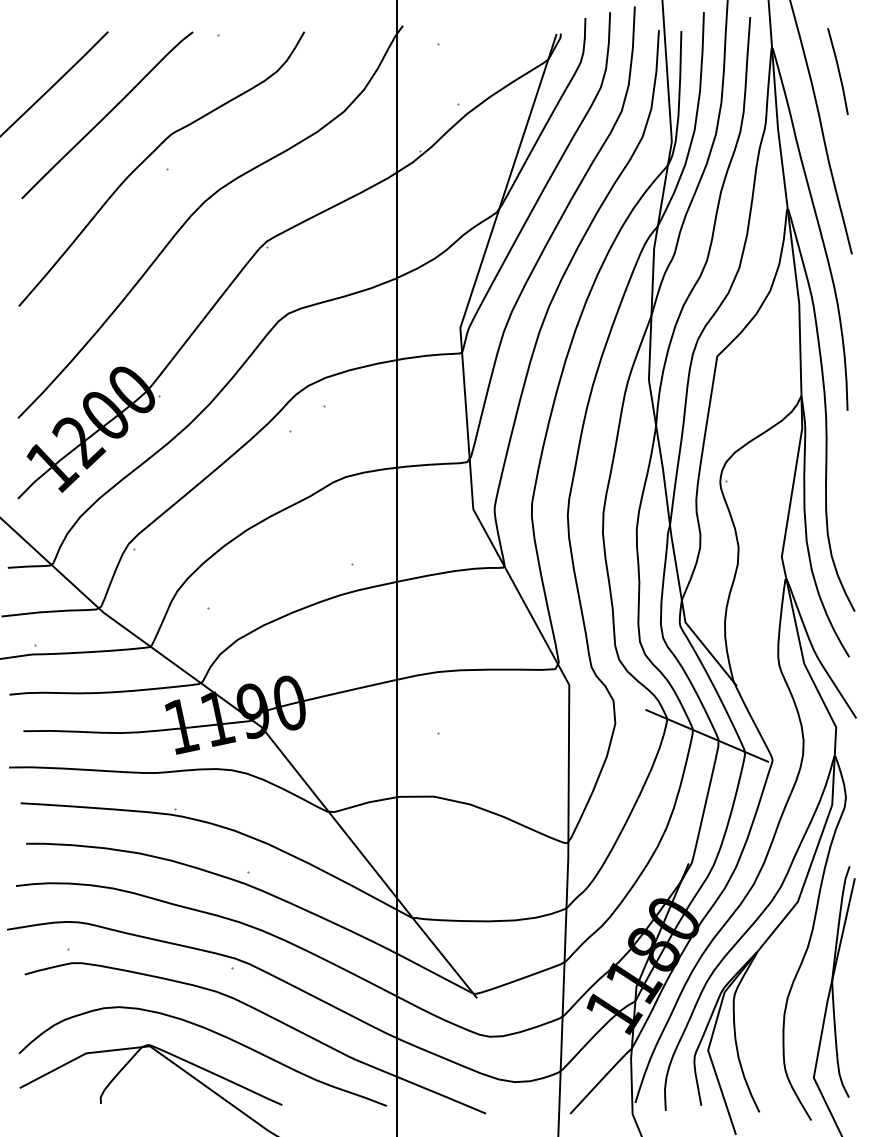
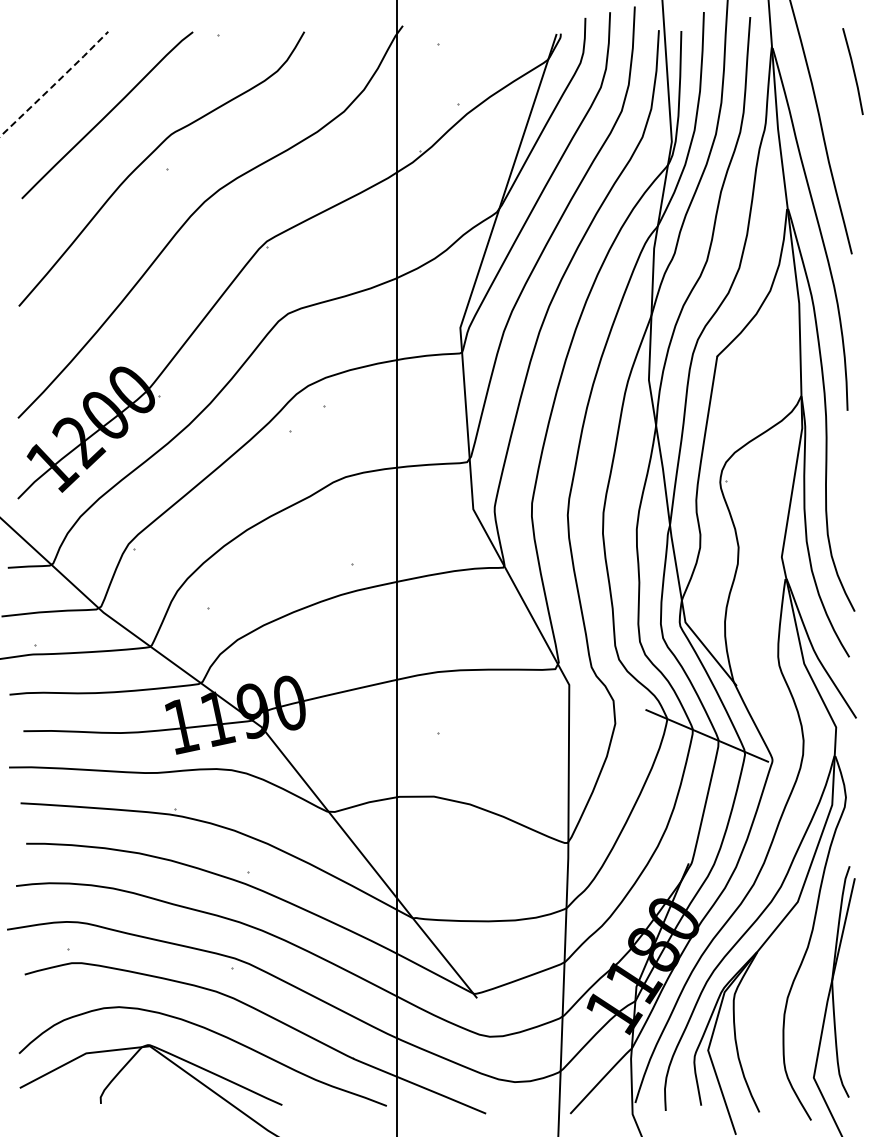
line position: (838, 71) -> (853, 71) (853, 71)
line: solid -> dashed (55, 83)
